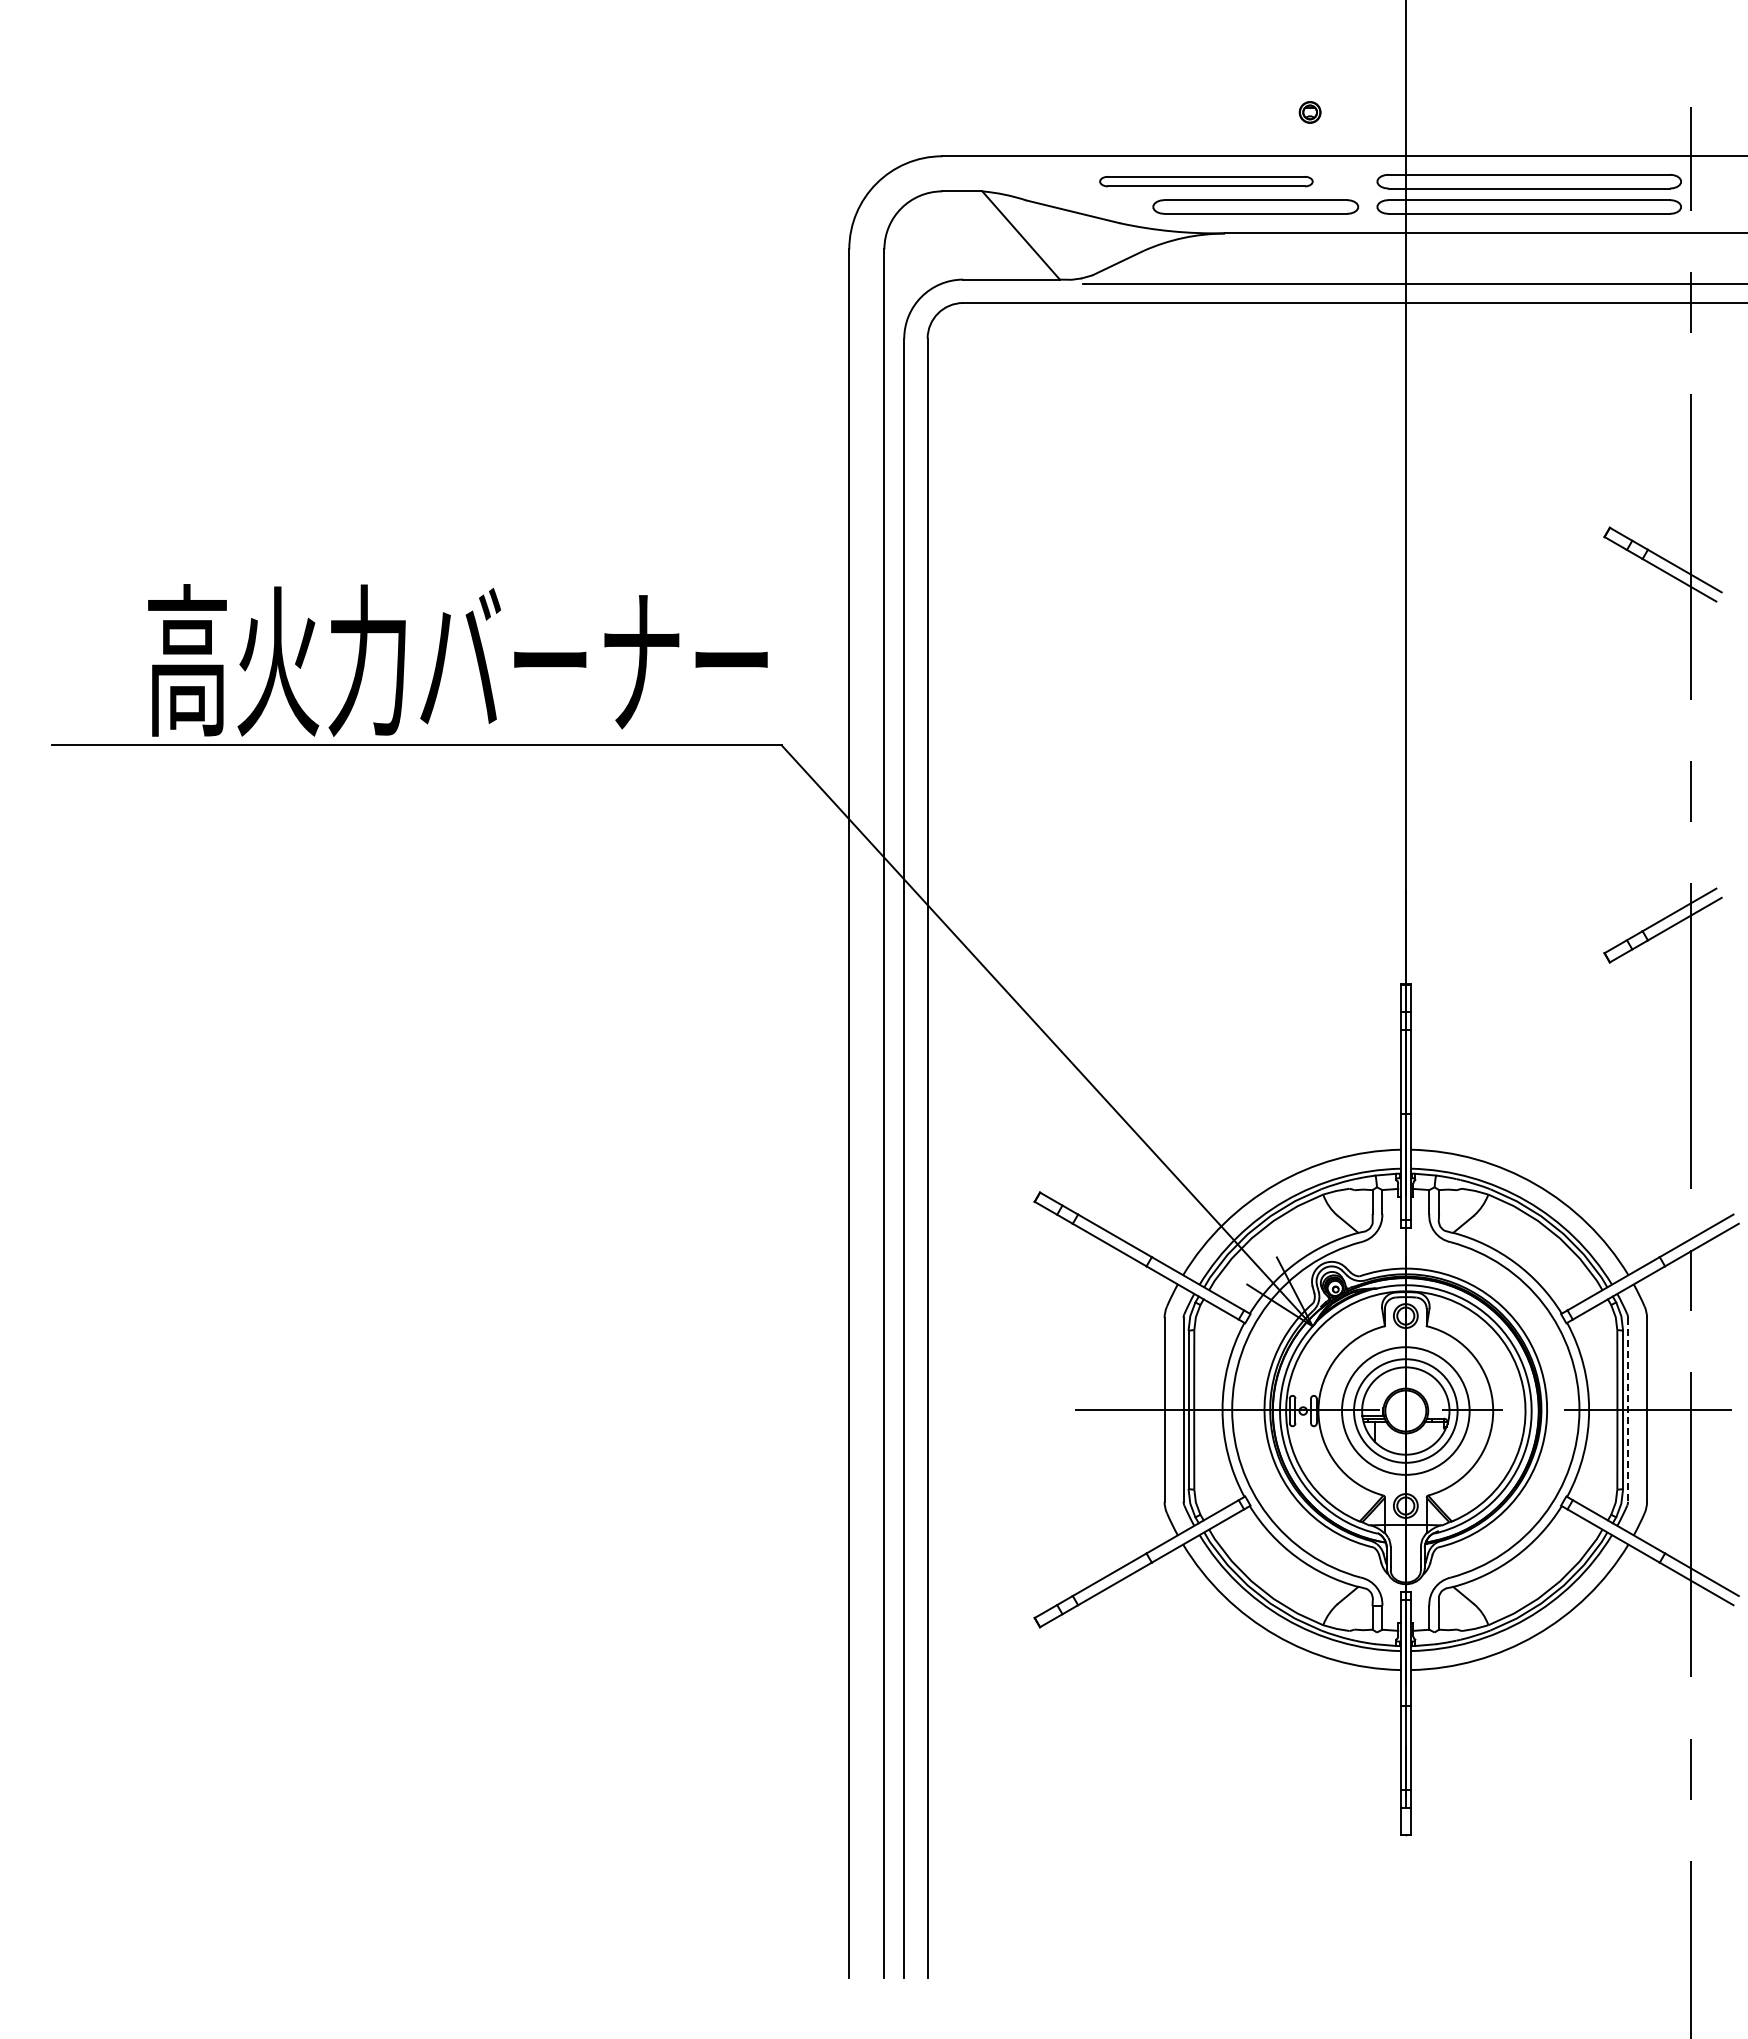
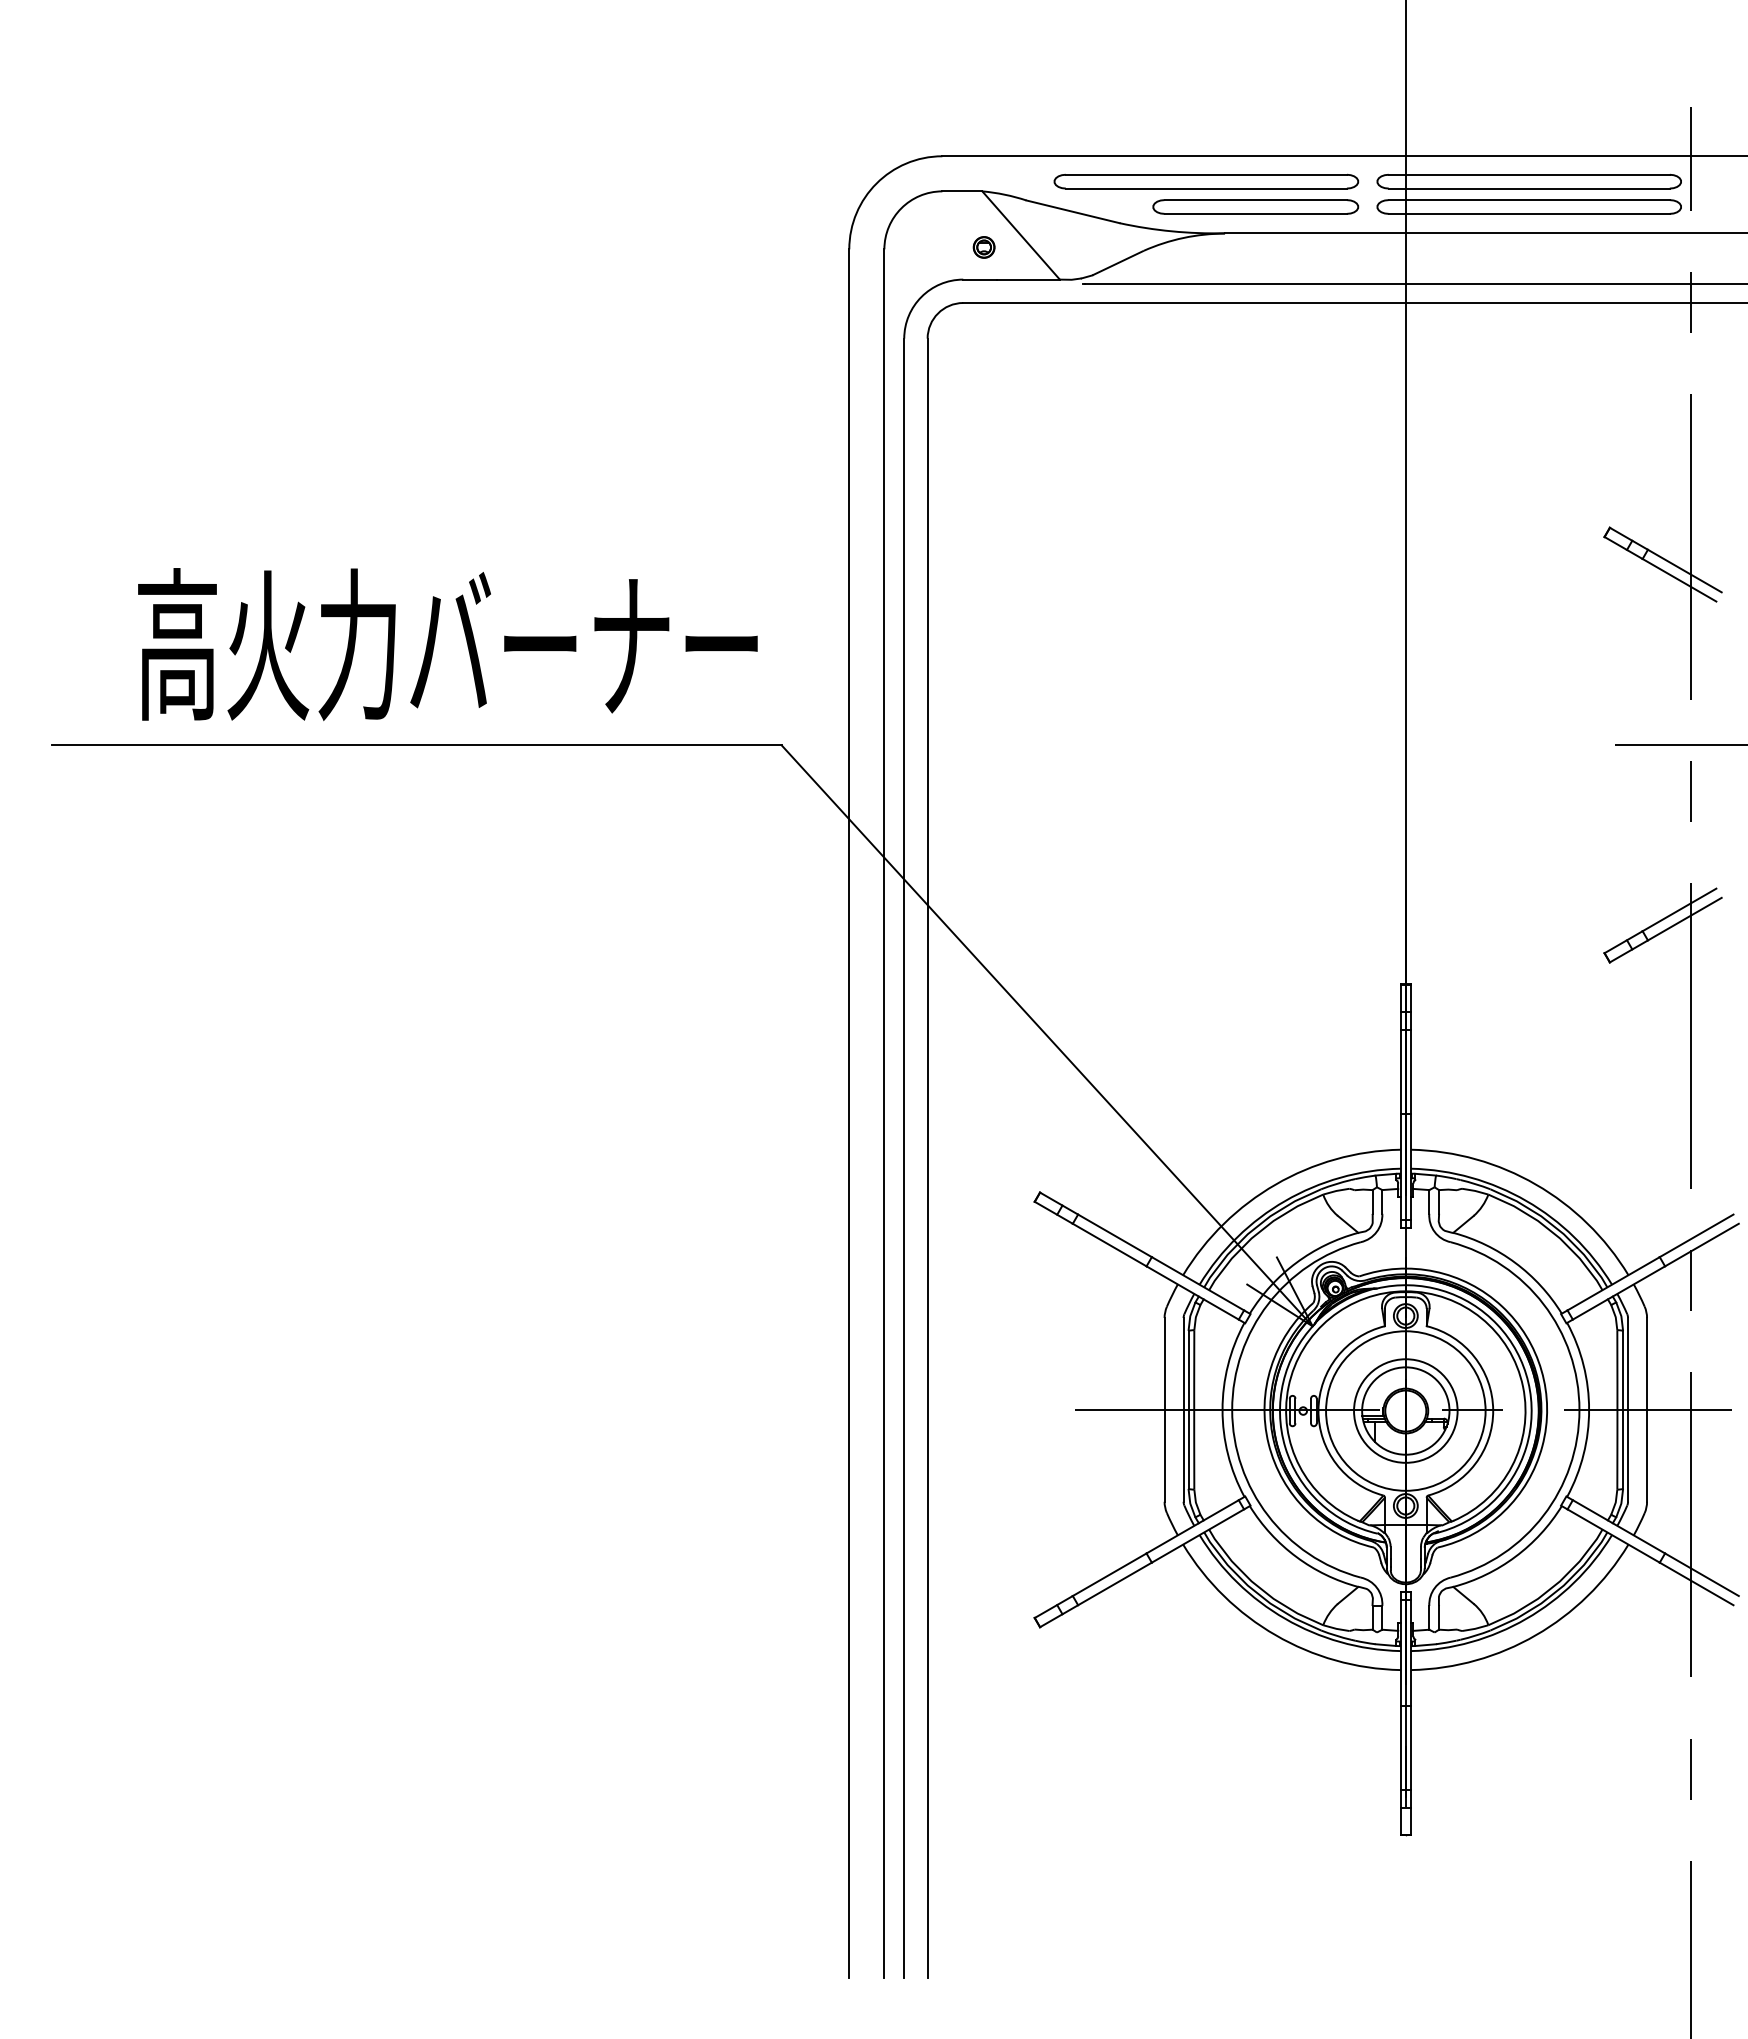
part position: (1309, 112) -> (983, 247) (983, 247)
part size: 215x12 px -> 307x17 px (1206, 181)
text position: (457, 660) -> (447, 644) (447, 644)
line: none -> present (1679, 745)
line: dashed -> solid (1628, 1409)
circle diameter: 128 px -> 160 px (1405, 1410)
